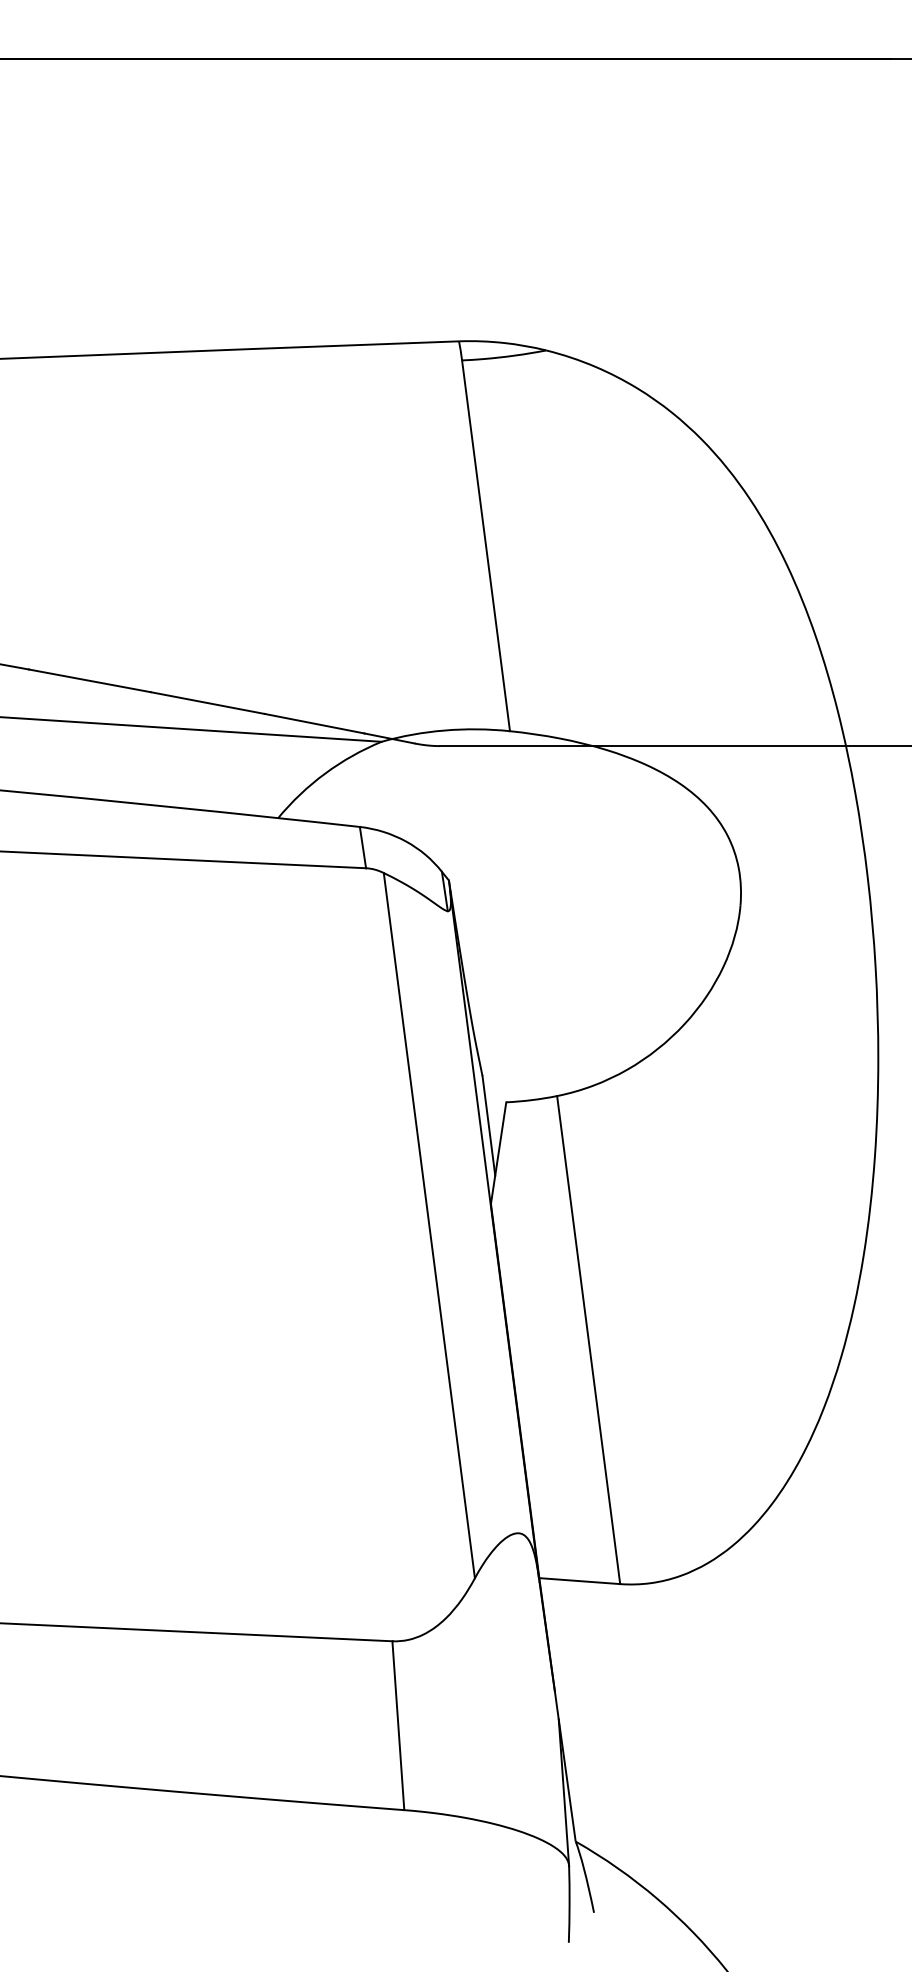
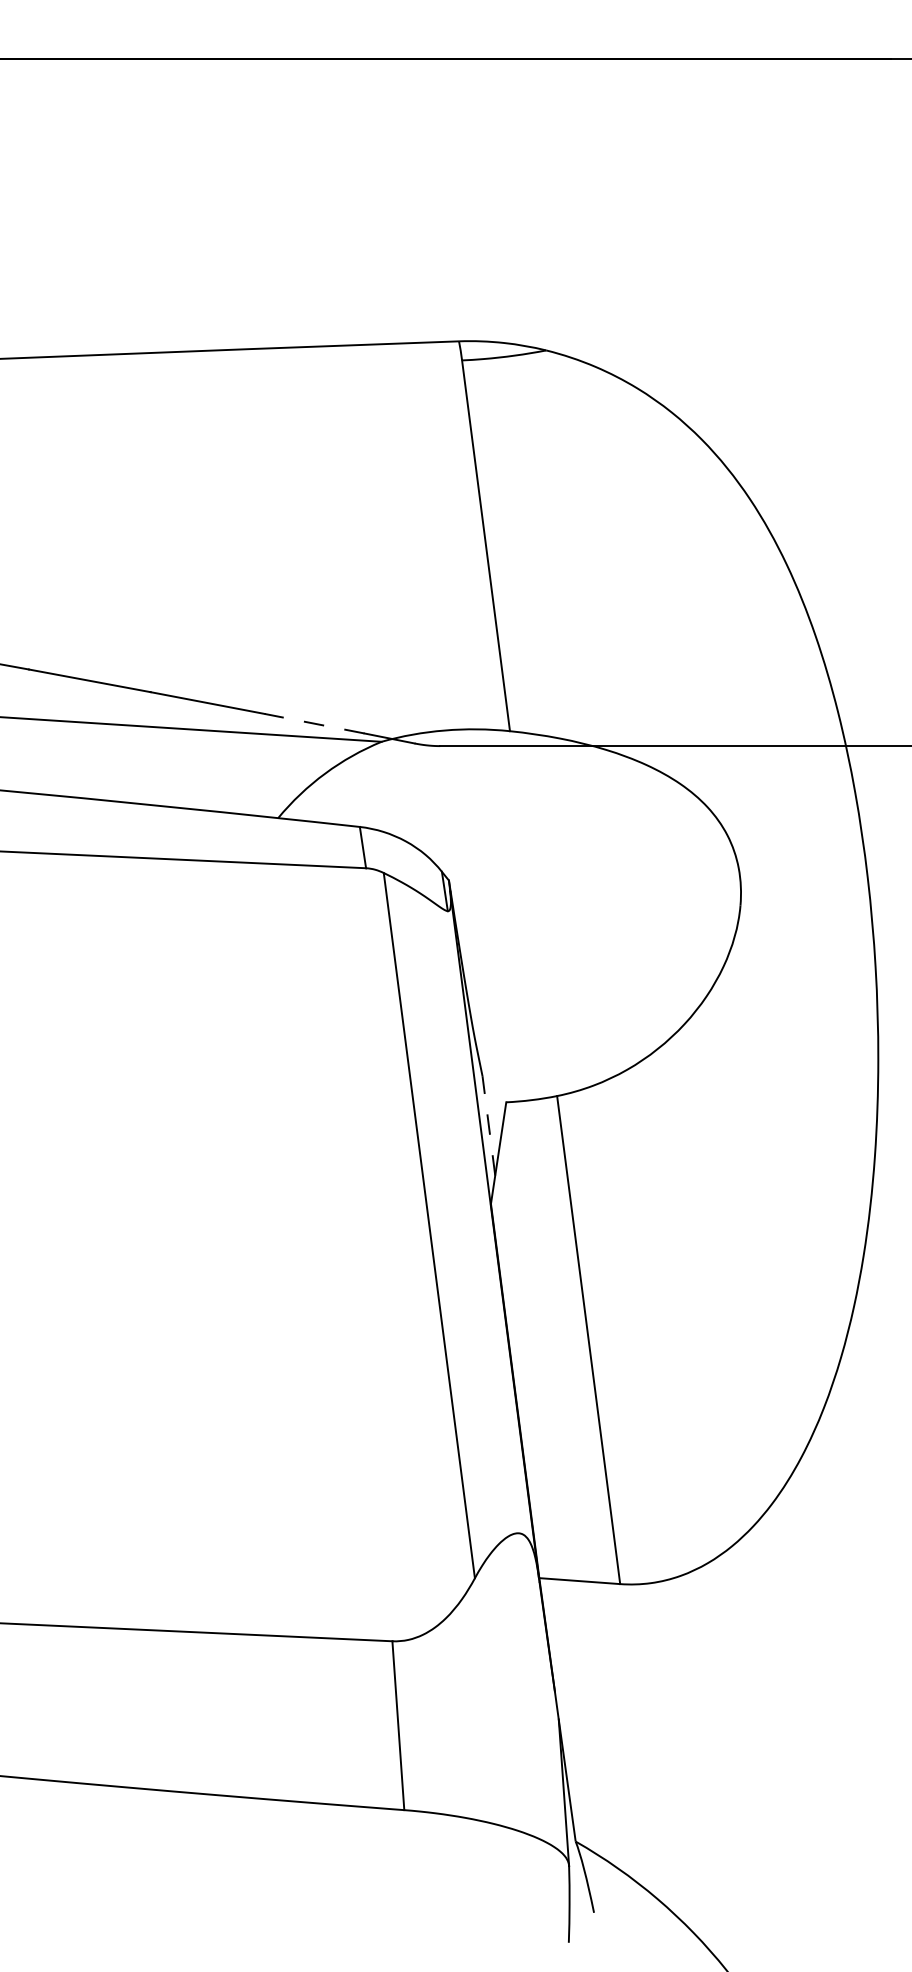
line: solid -> dashed (314, 723)
line: solid -> dashed (488, 1125)
